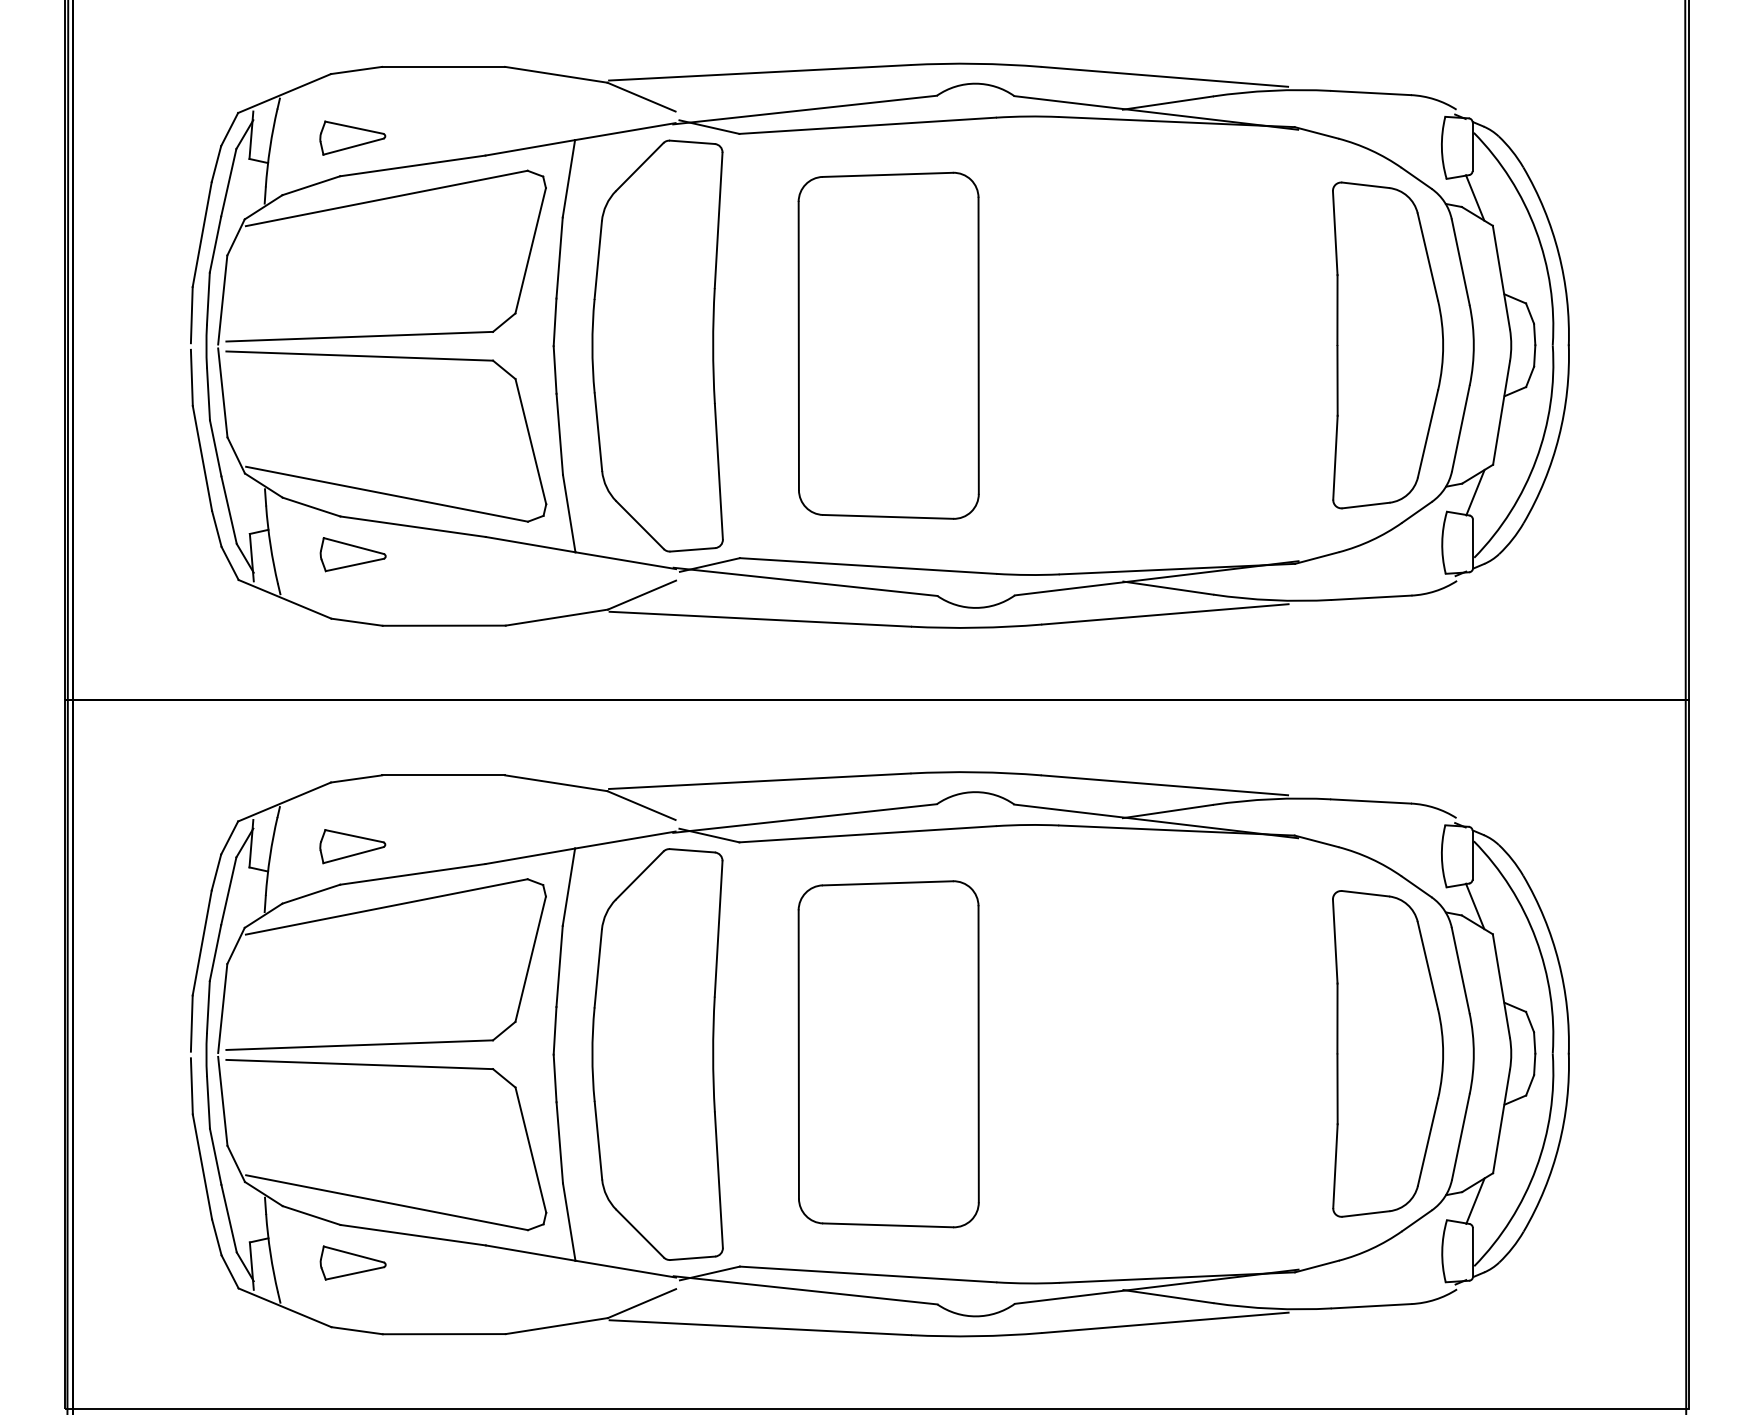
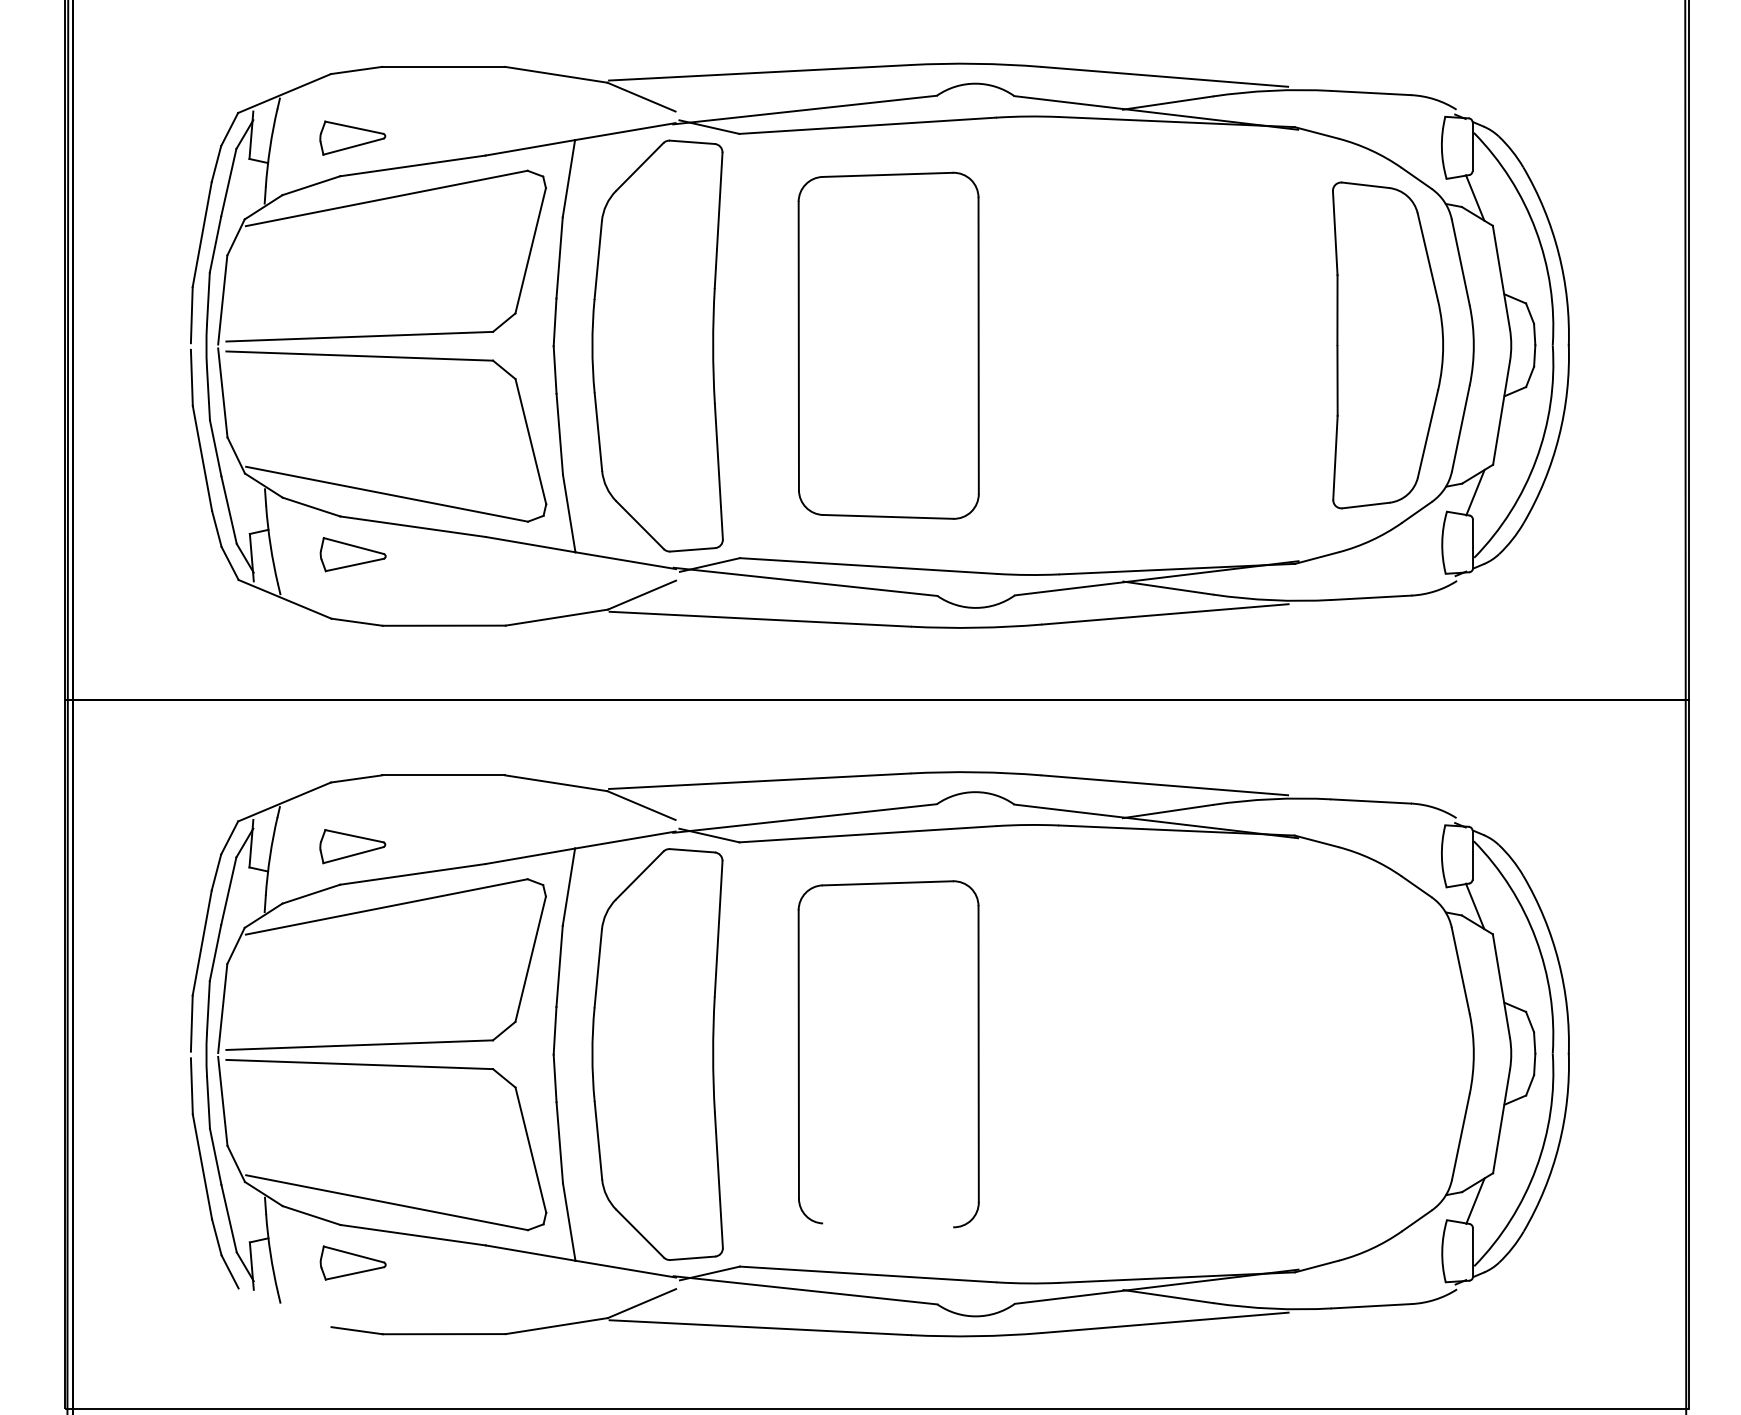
part: present -> none (1387, 1053)
line: present -> none (888, 1225)
line: present -> none (284, 1307)
